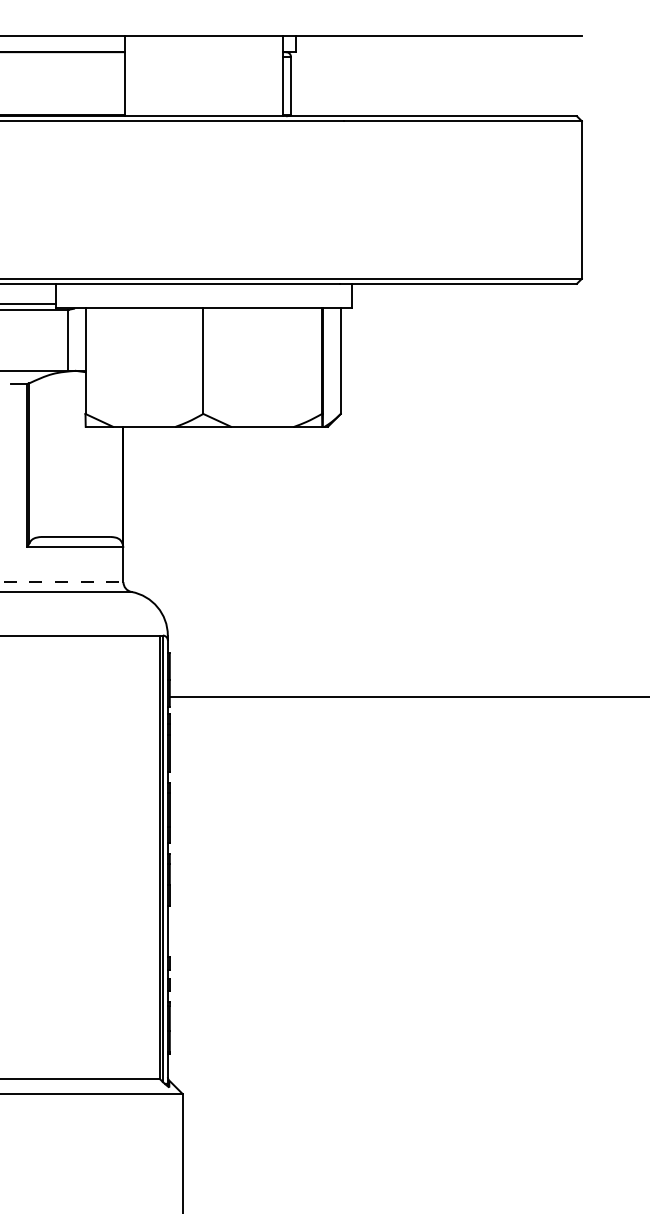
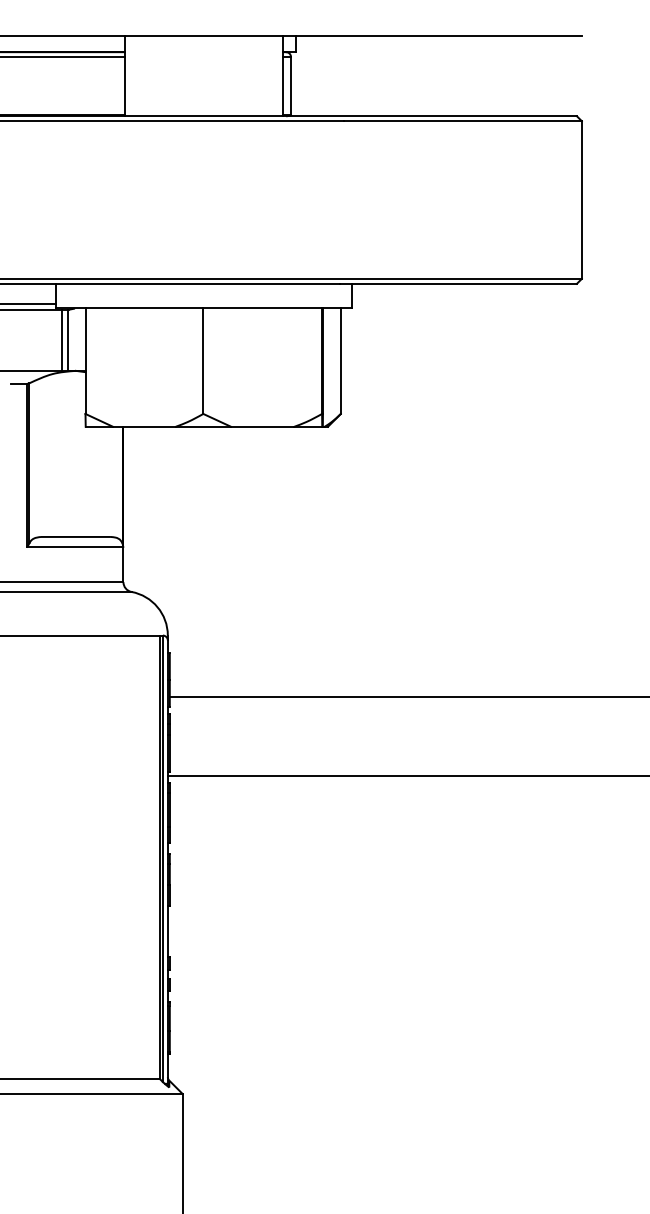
line: none -> present (63, 57)
line: none -> present (62, 339)
line: dashed -> solid (62, 582)
line: none -> present (406, 775)
